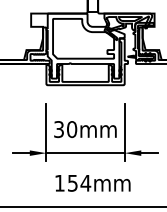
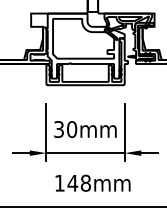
text: 154mm -> 148mm (79, 182)
